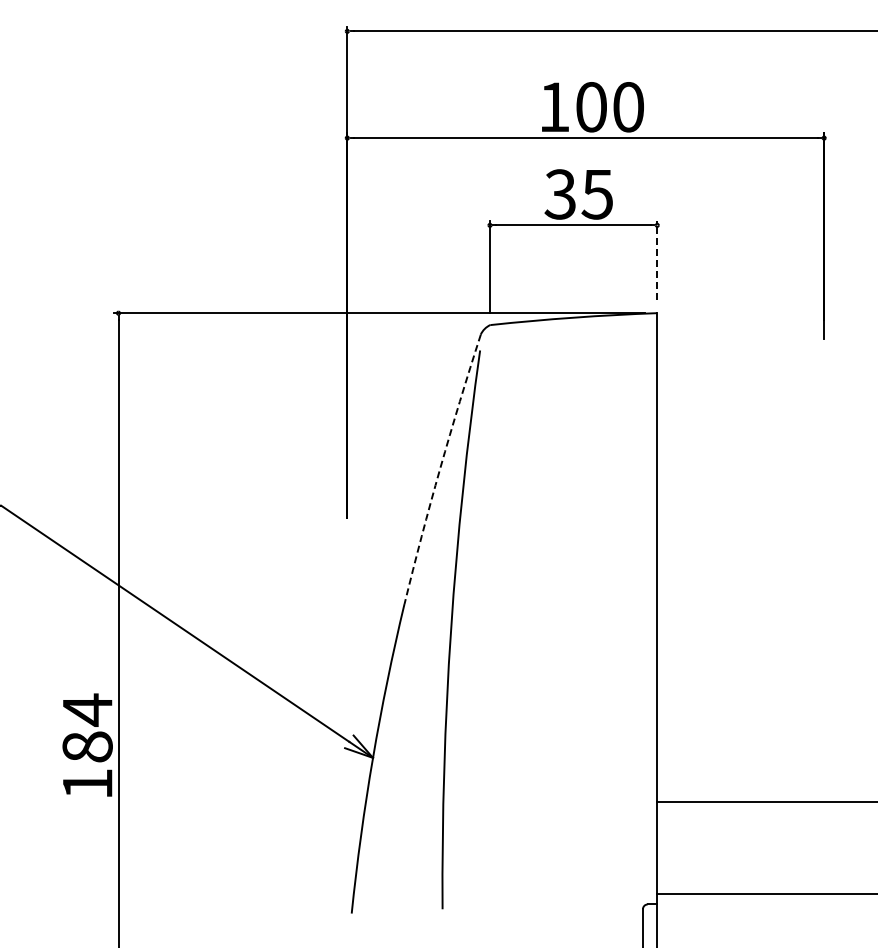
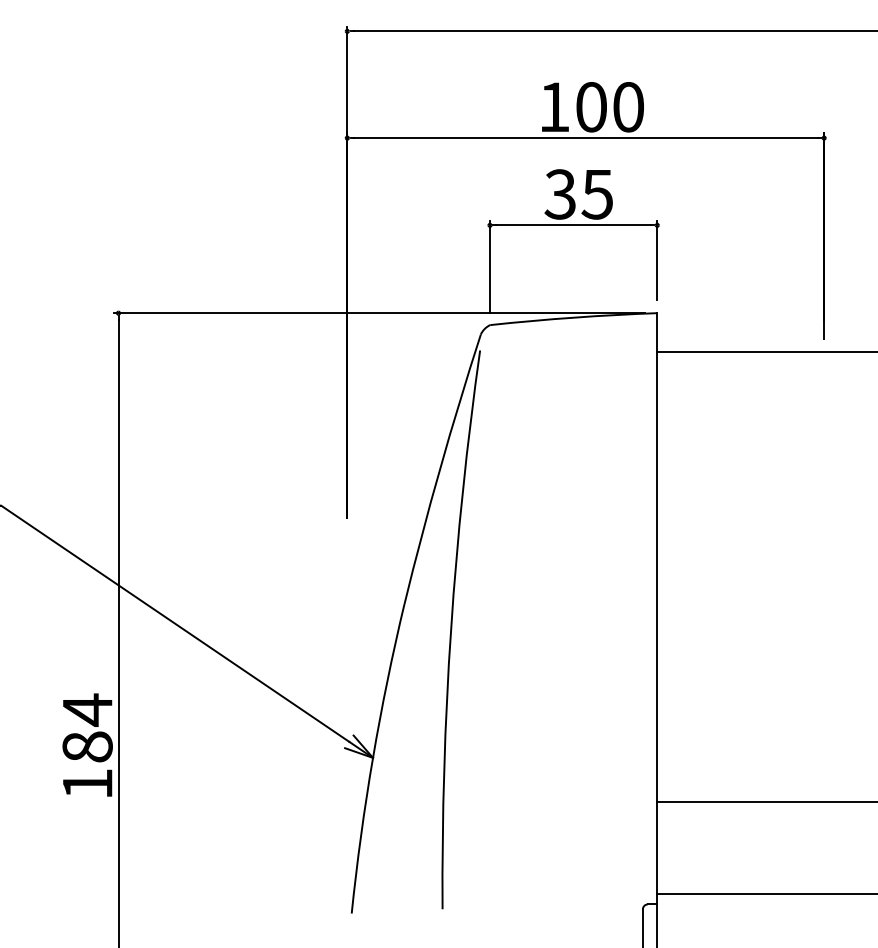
line: dashed -> solid (657, 260)
line: none -> present (765, 352)
arc: dashed -> solid (440, 468)
